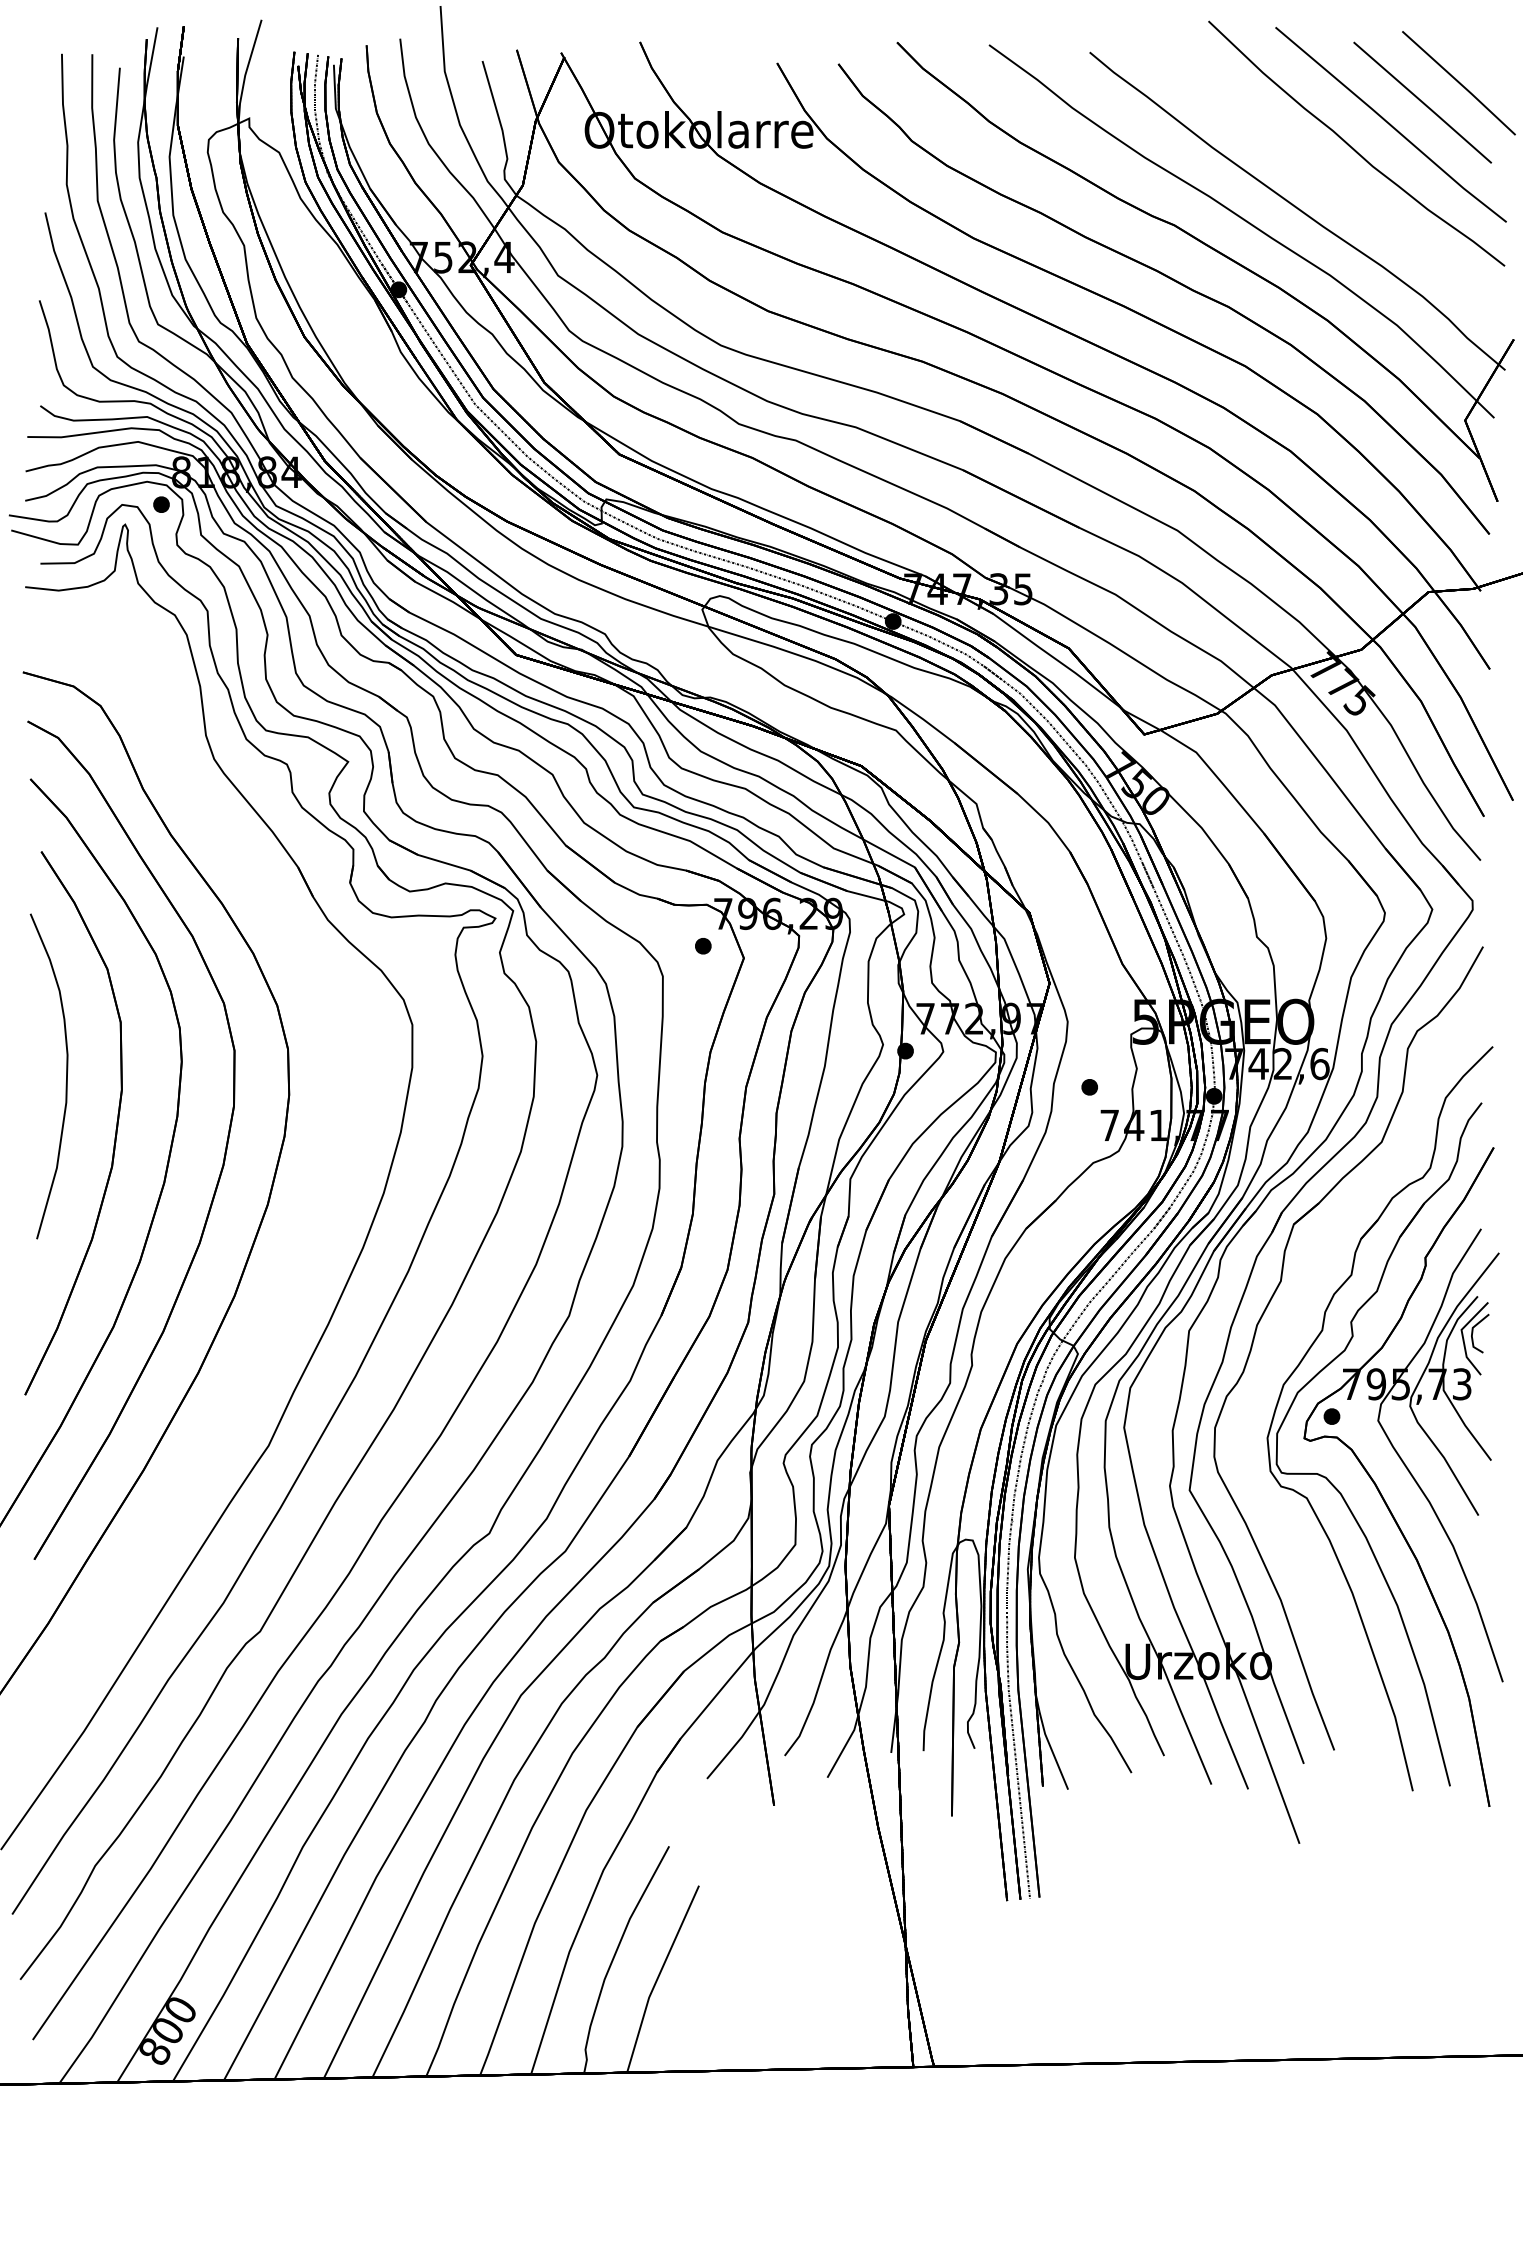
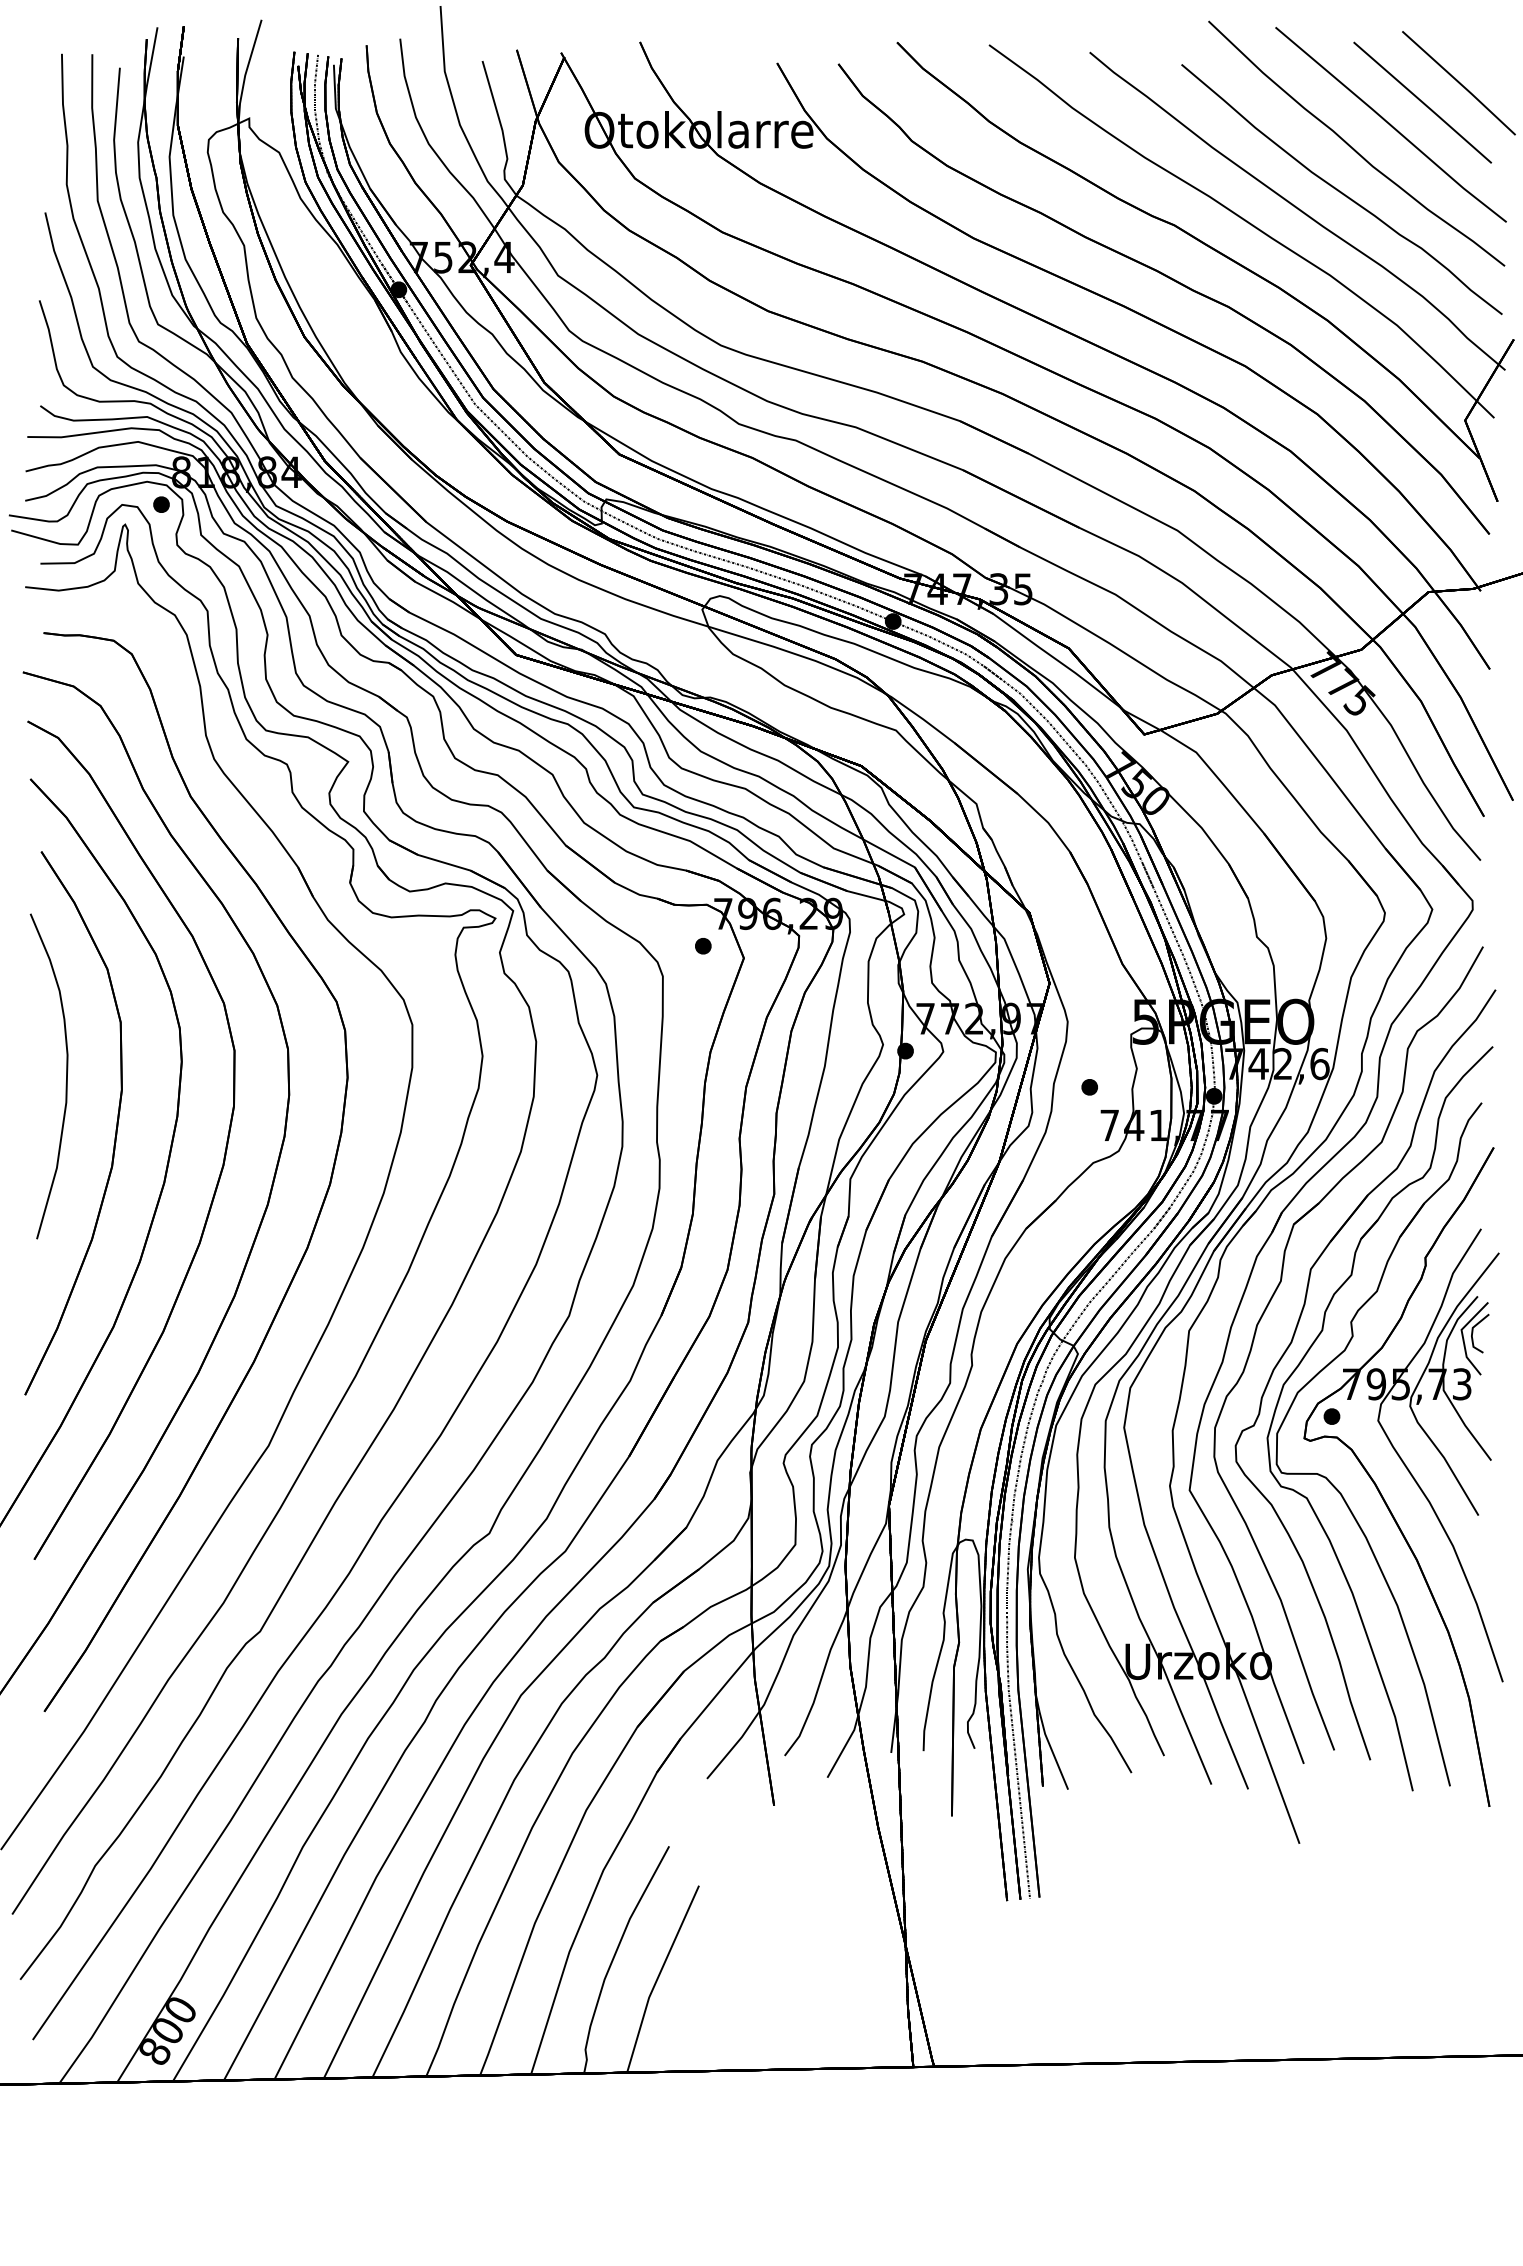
curve: none -> present (1341, 191)
part: none -> present (317, 1215)
part: none -> present (1292, 1342)
